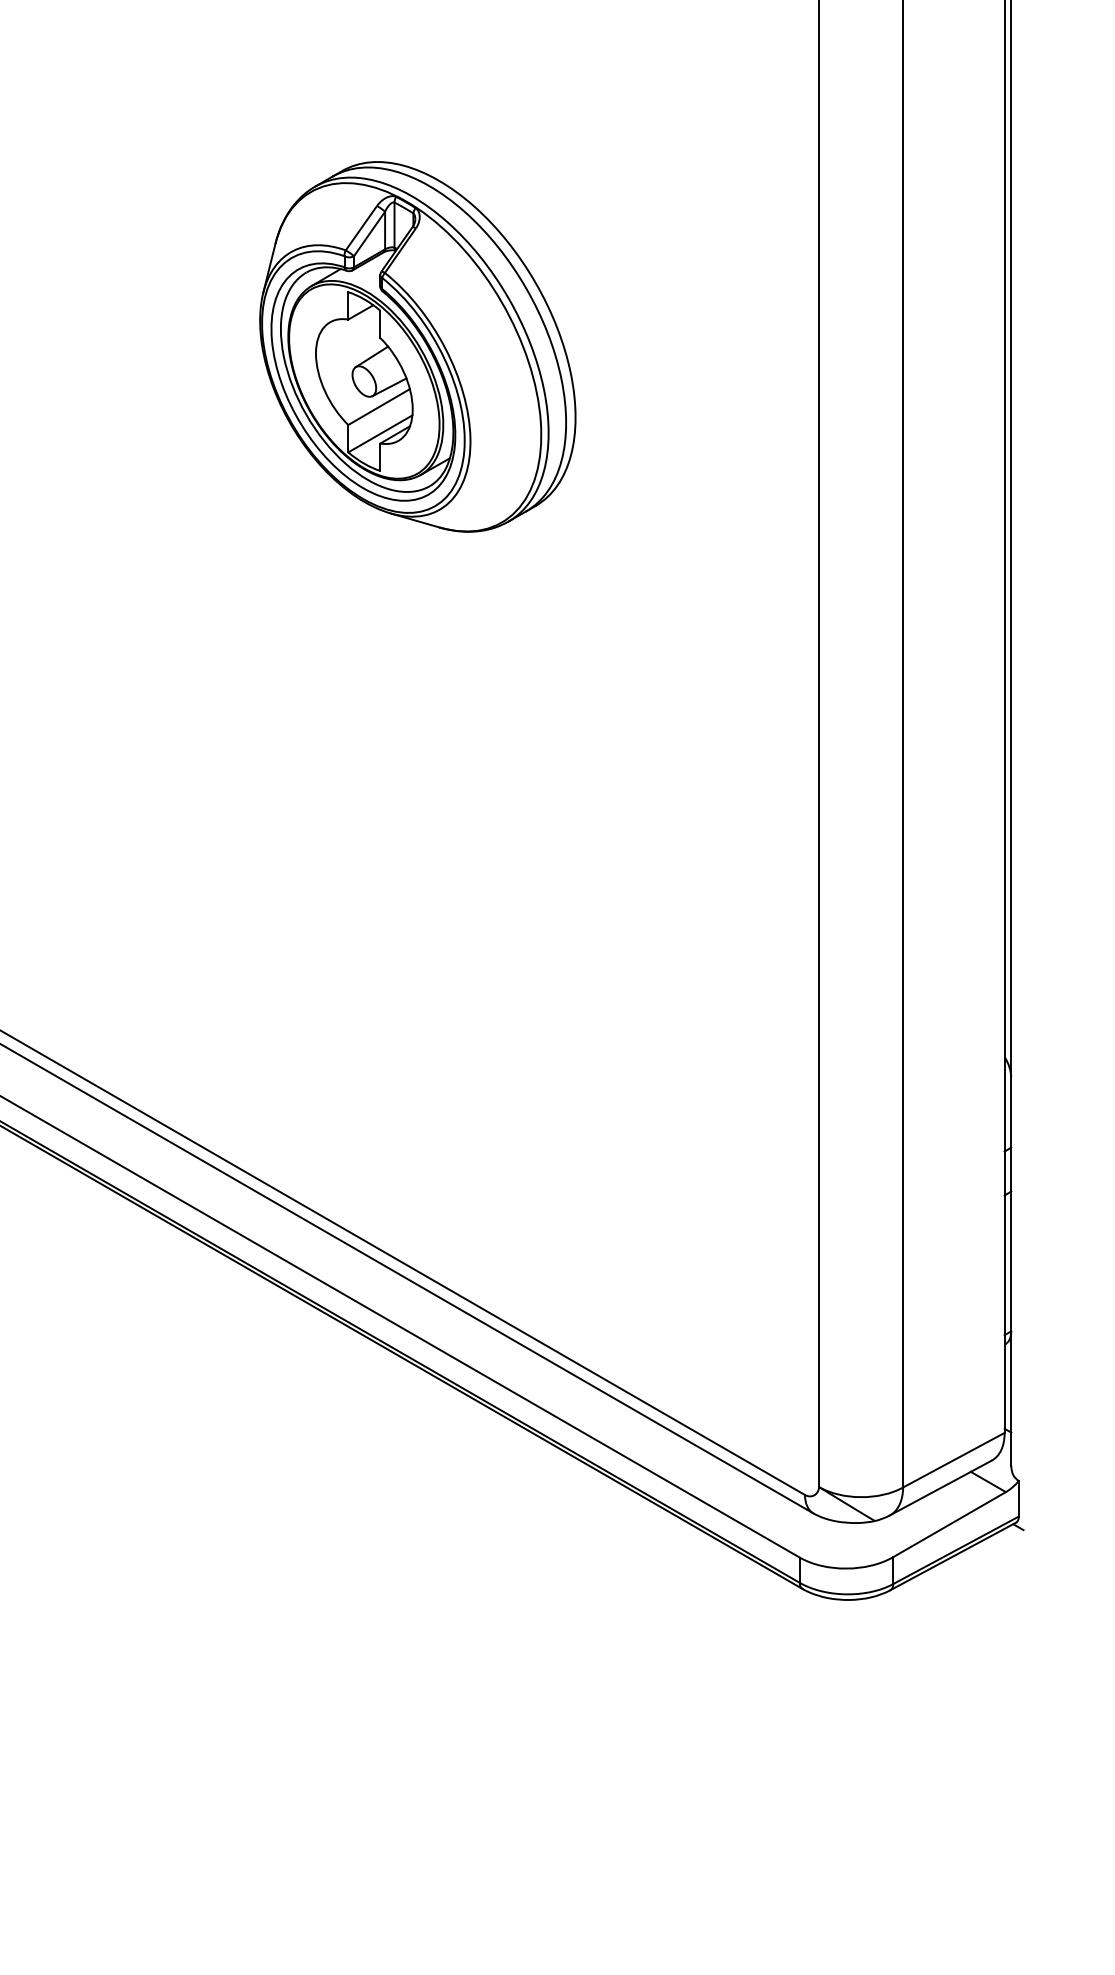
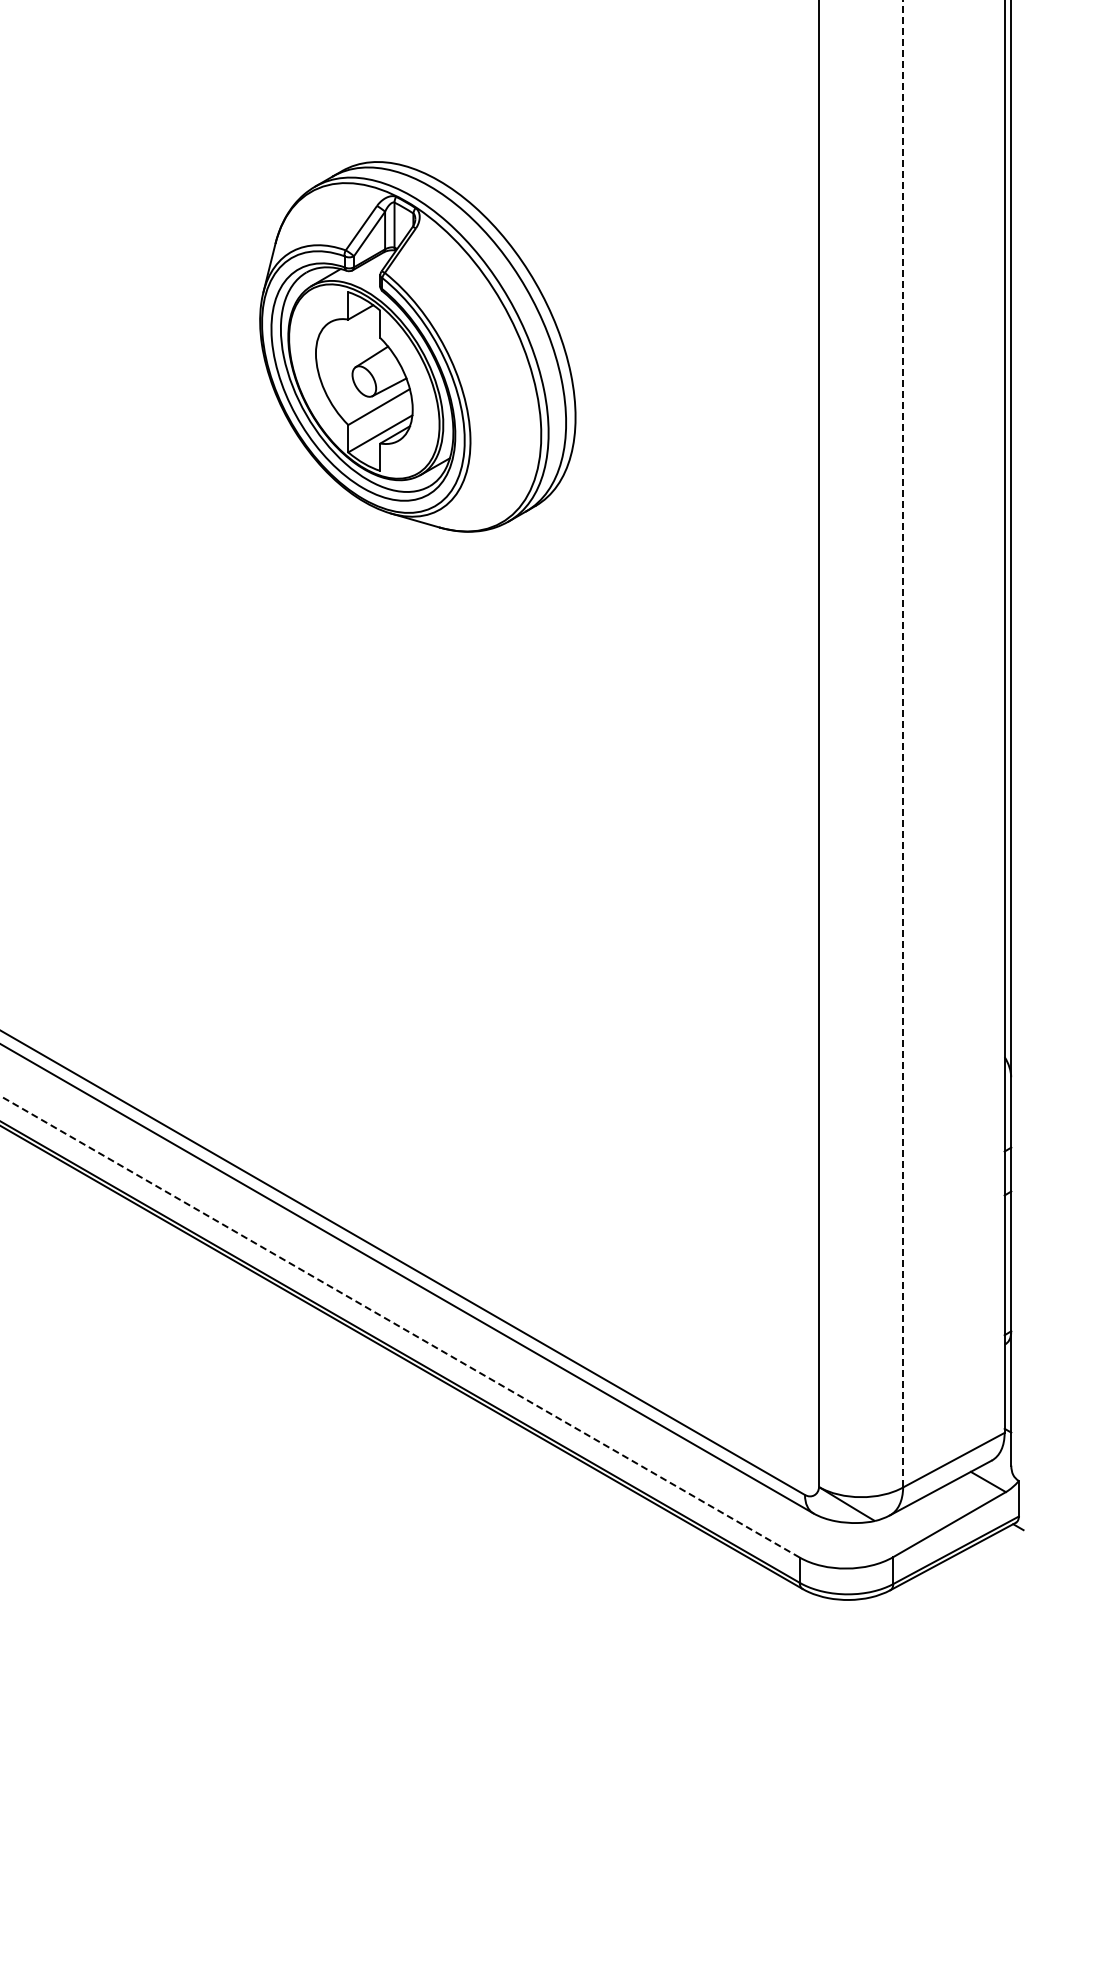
line: solid -> dashed (903, 743)
line: solid -> dashed (399, 1326)
